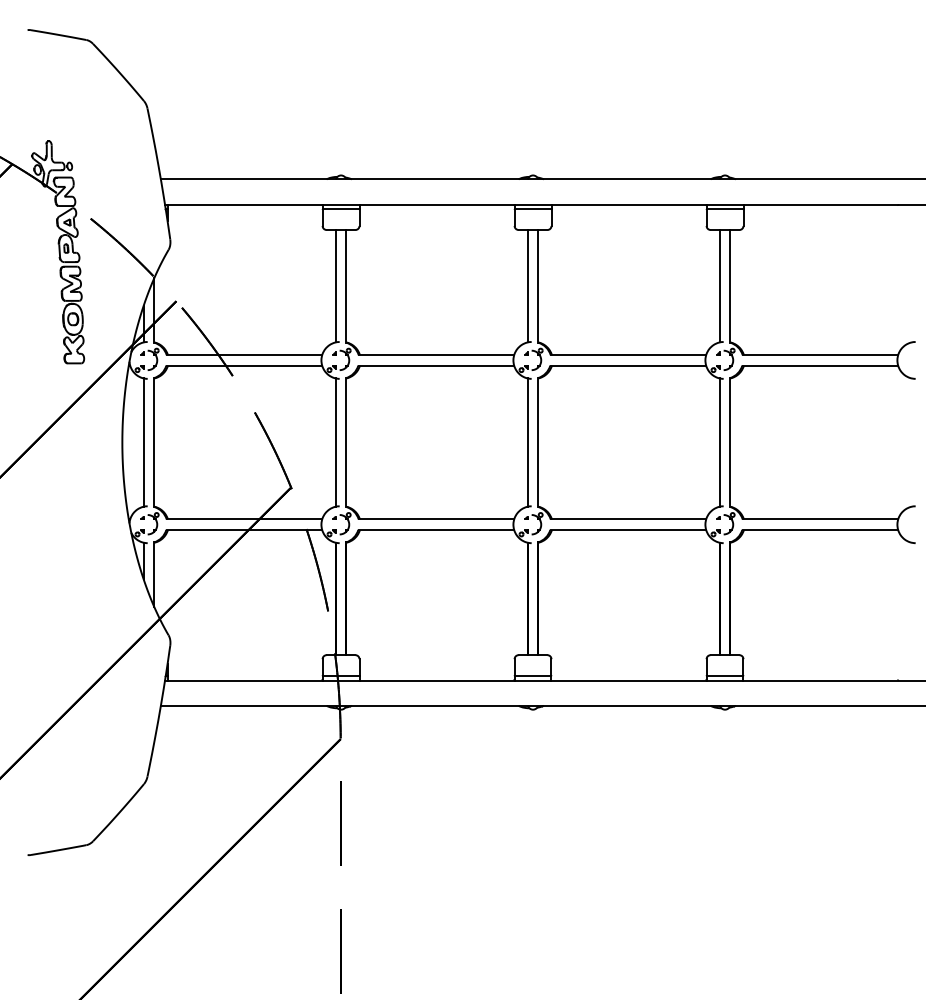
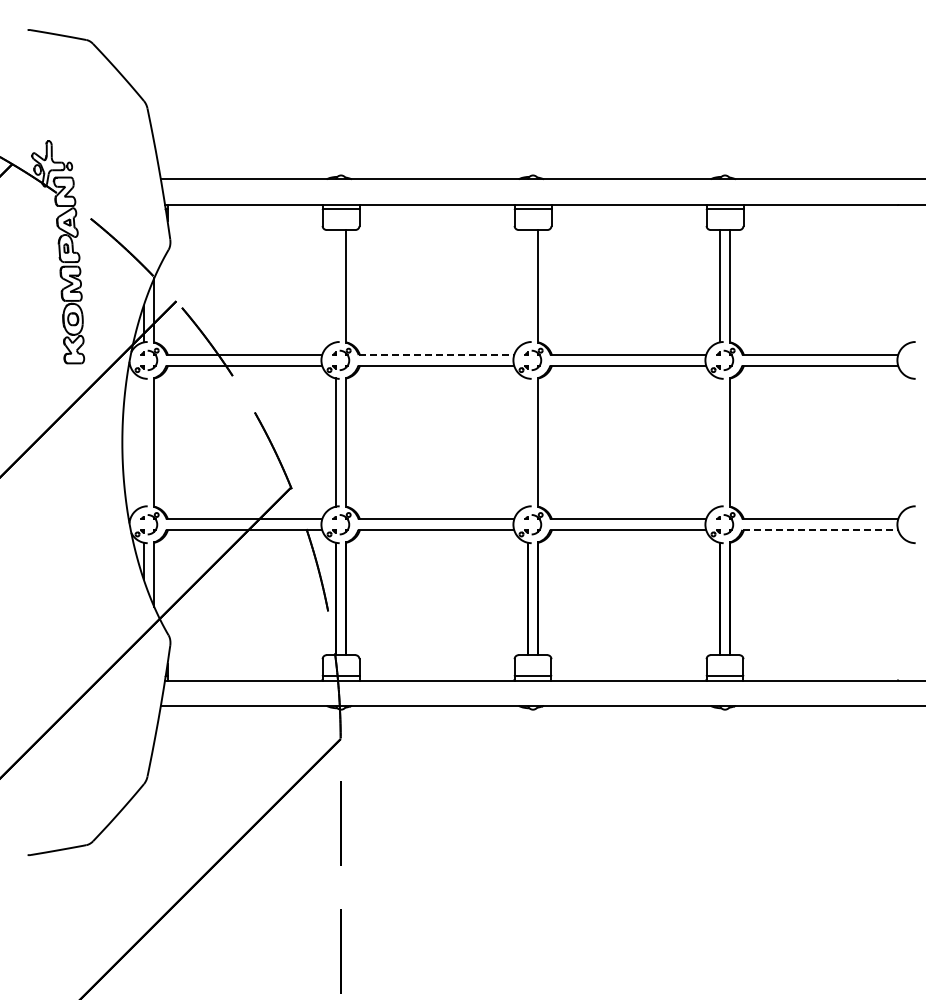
line: present -> none (335, 286)
line: present -> none (527, 286)
line: solid -> dashed (436, 355)
line: present -> none (143, 442)
line: present -> none (527, 442)
line: present -> none (719, 442)
line: solid -> dashed (820, 530)
